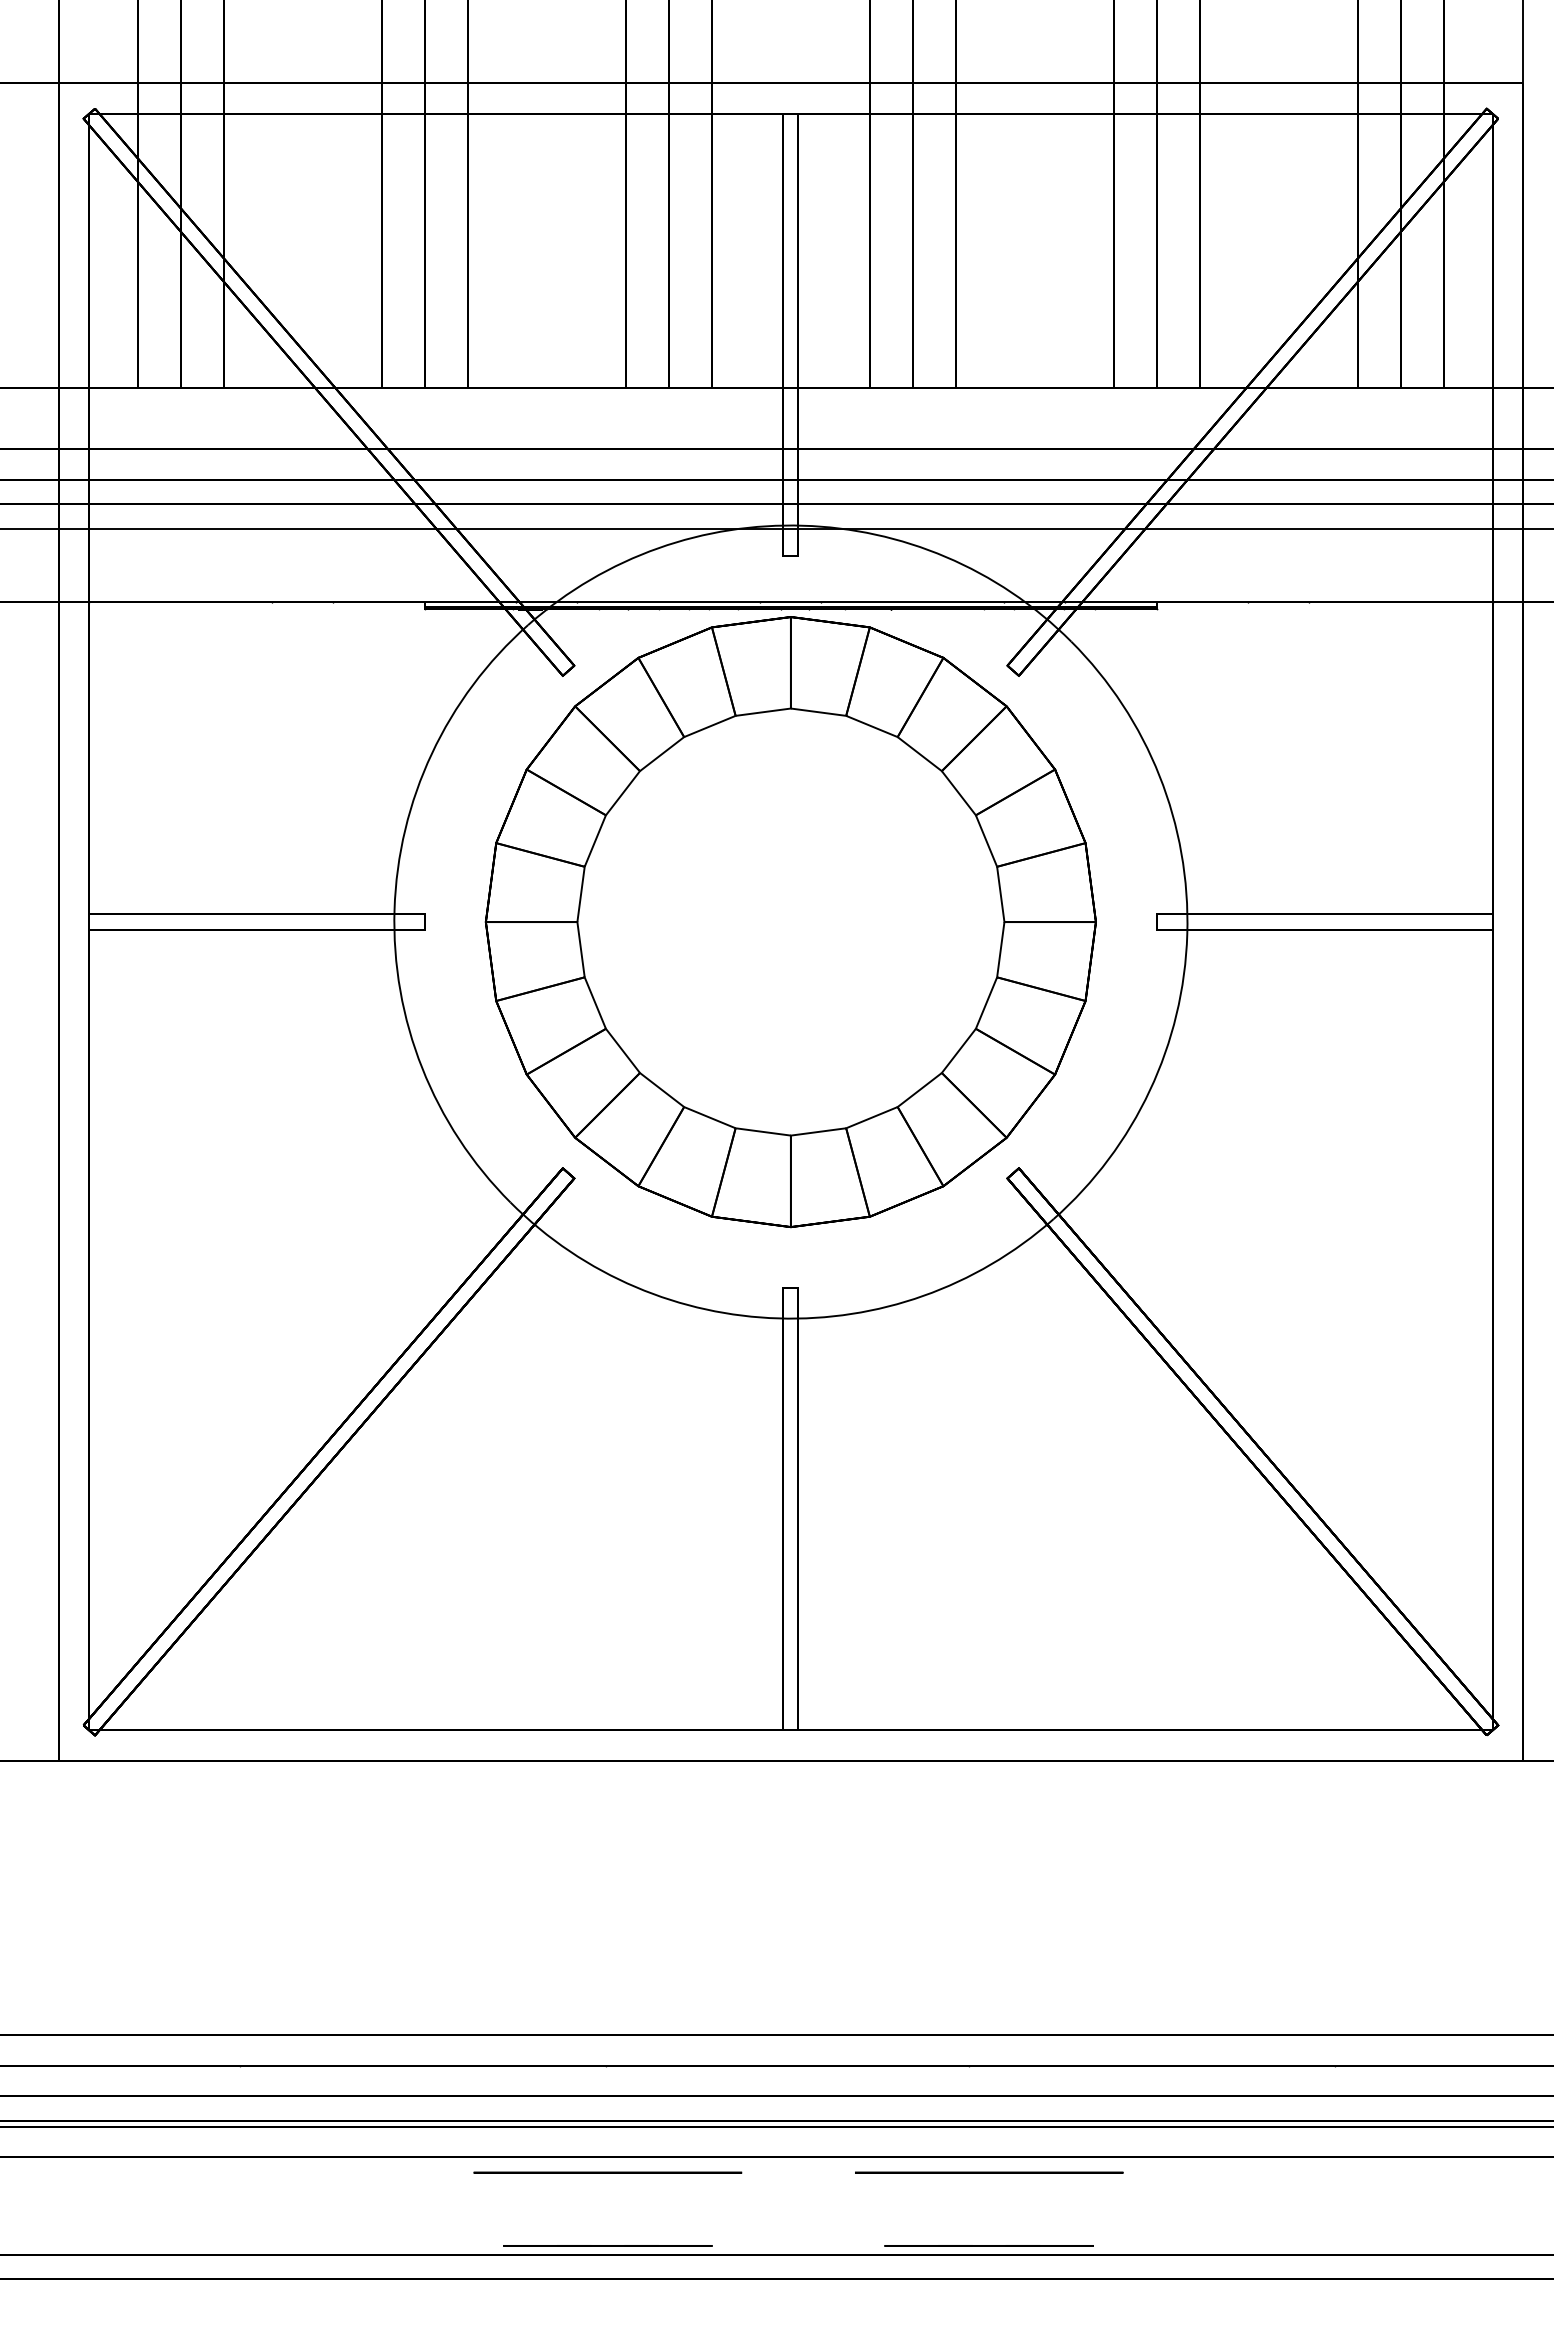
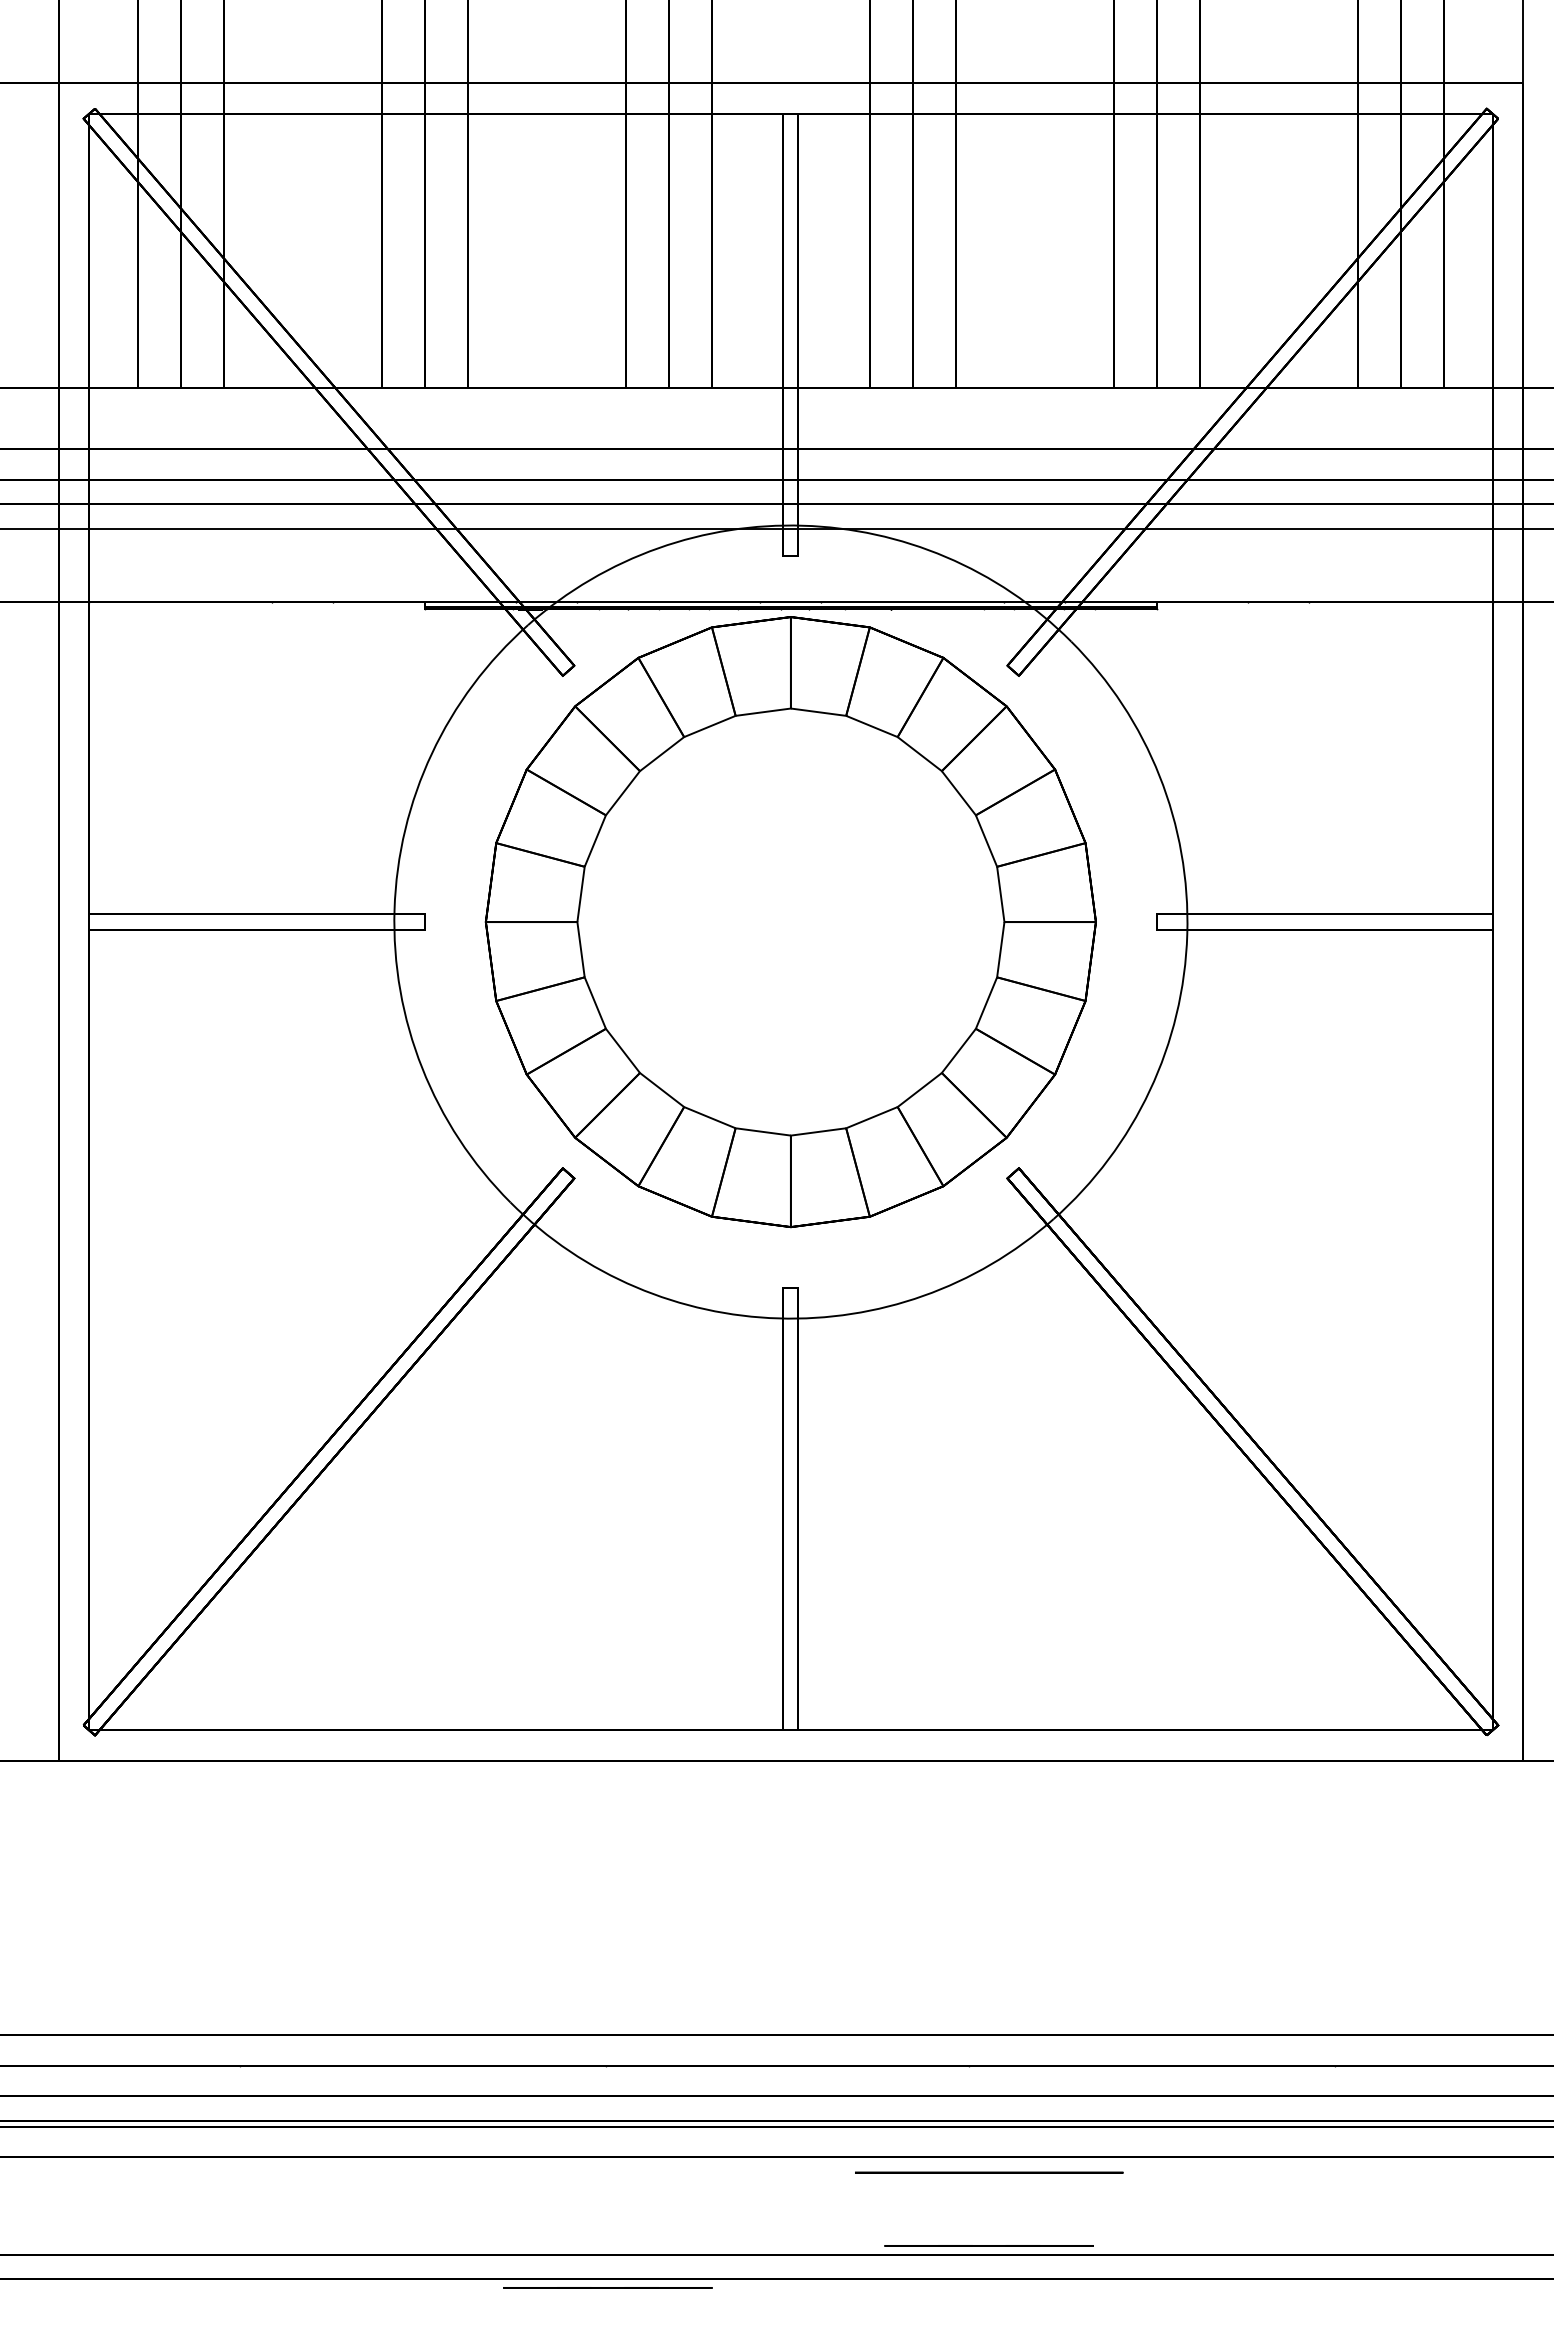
circle: present -> none (607, 2172)
line position: (607, 2245) -> (607, 2287) (607, 2287)
